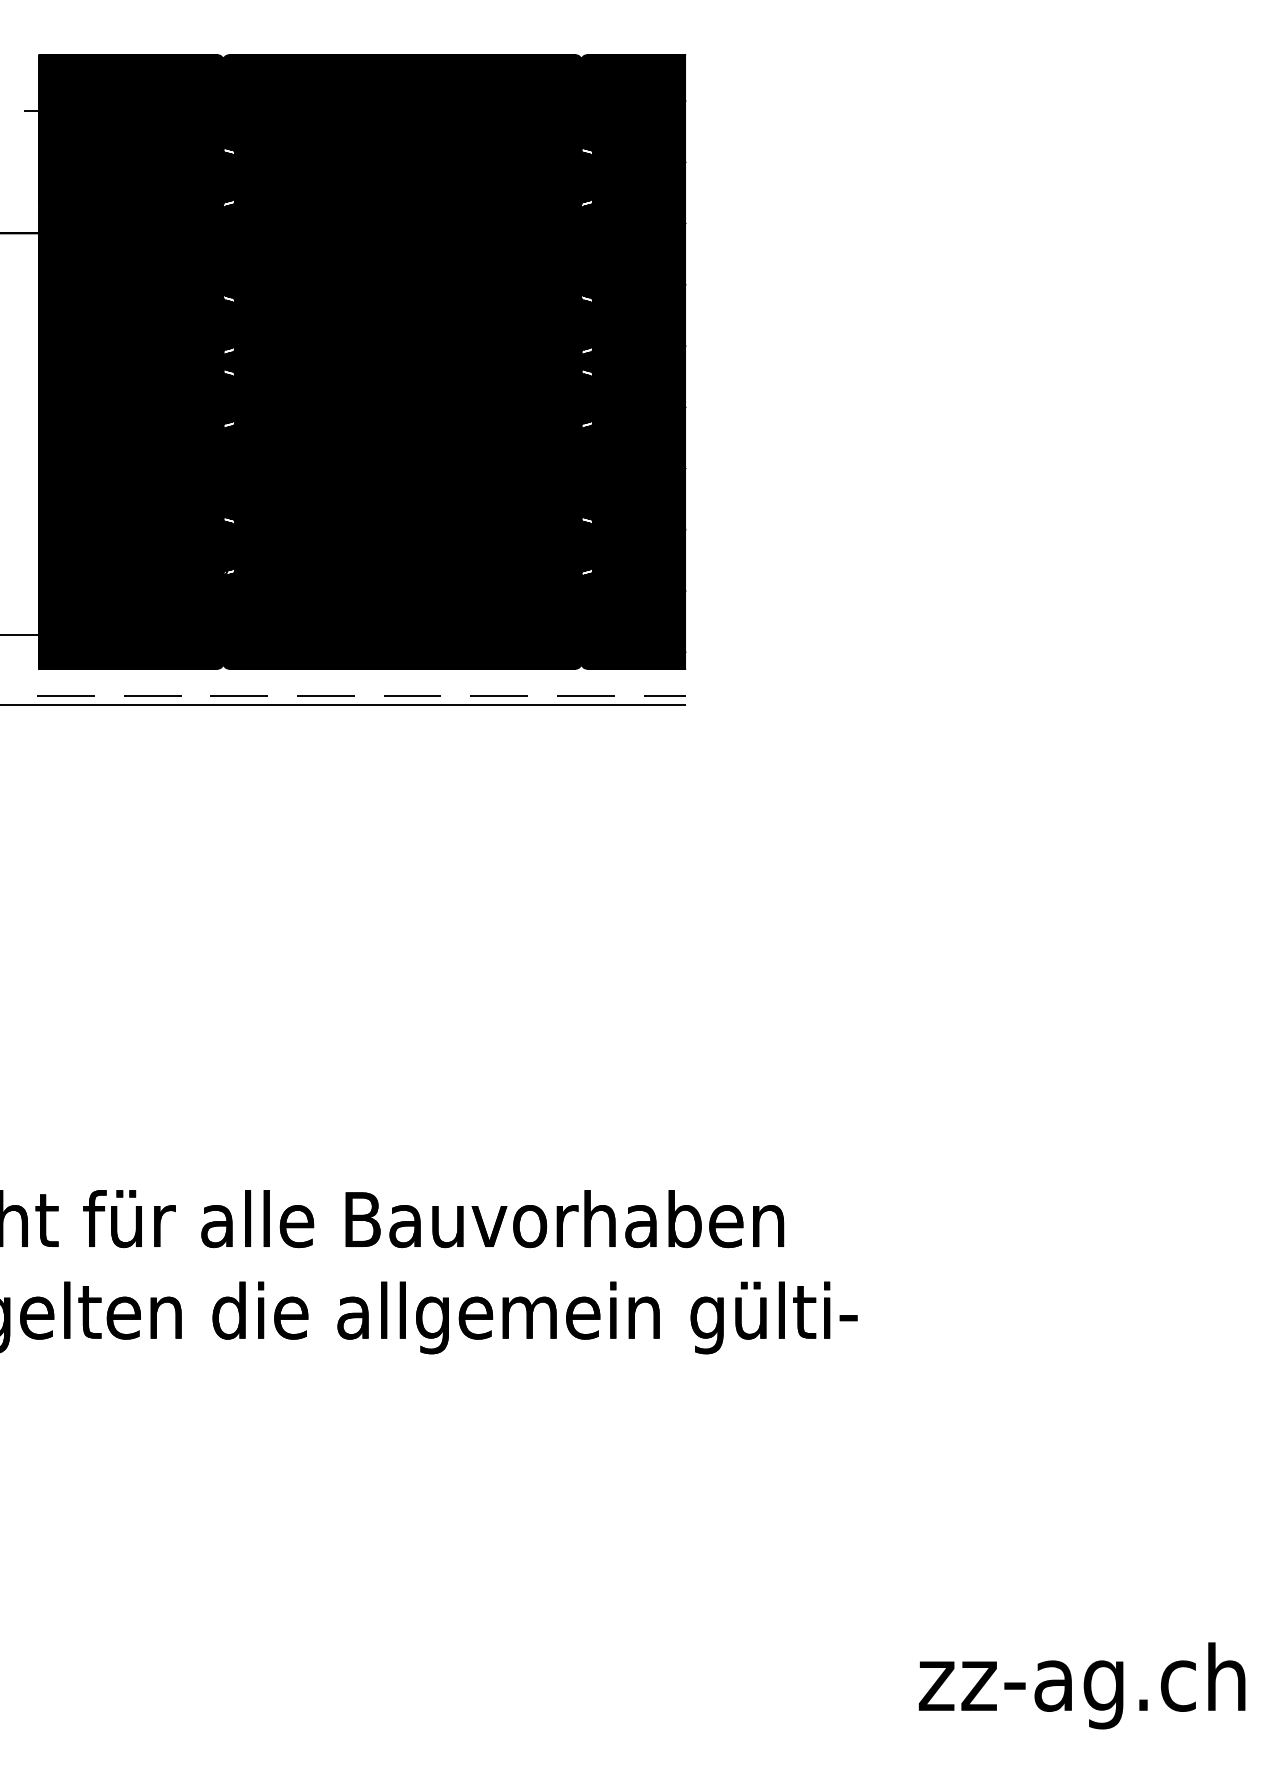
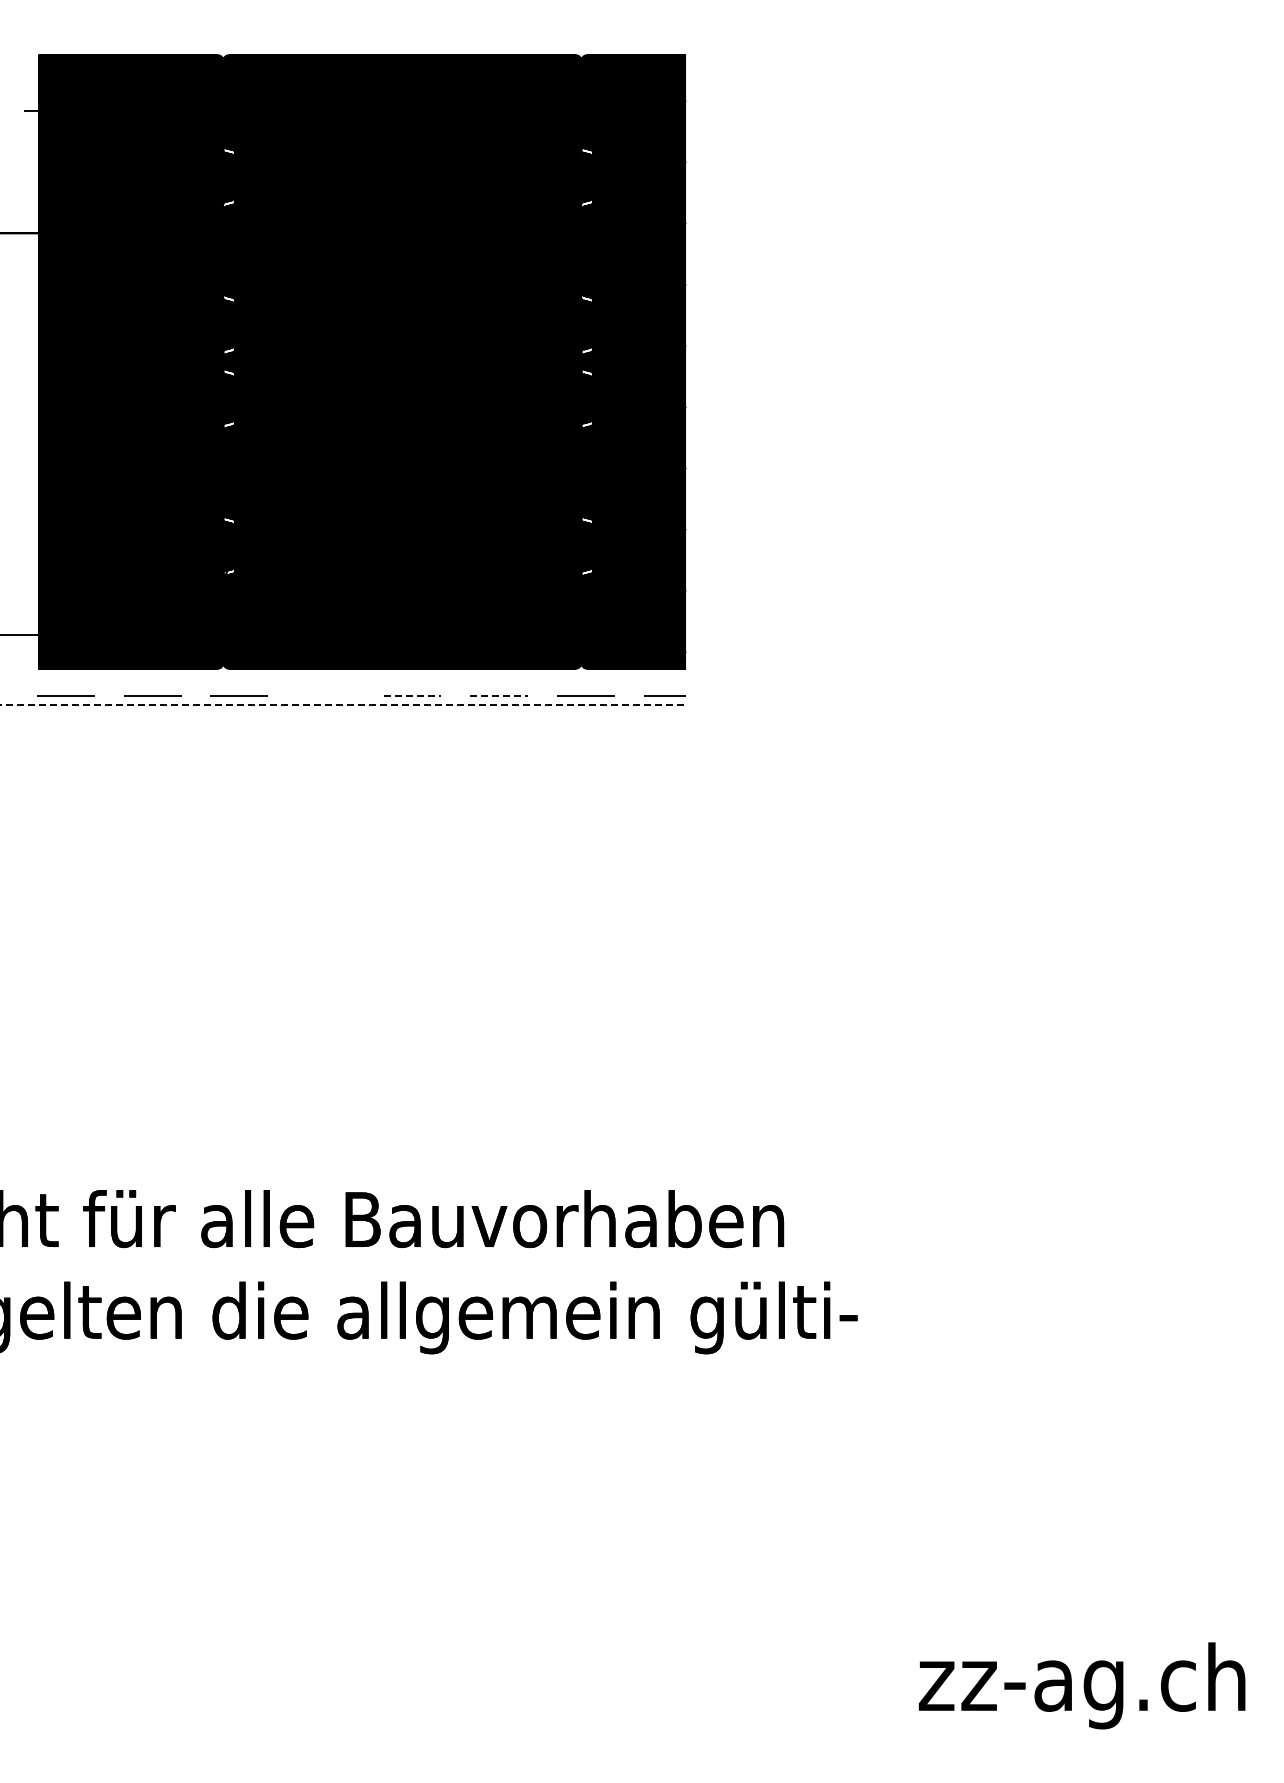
line: present -> none (325, 695)
line: solid -> dashed (412, 696)
line: solid -> dashed (499, 696)
line: solid -> dashed (343, 704)
